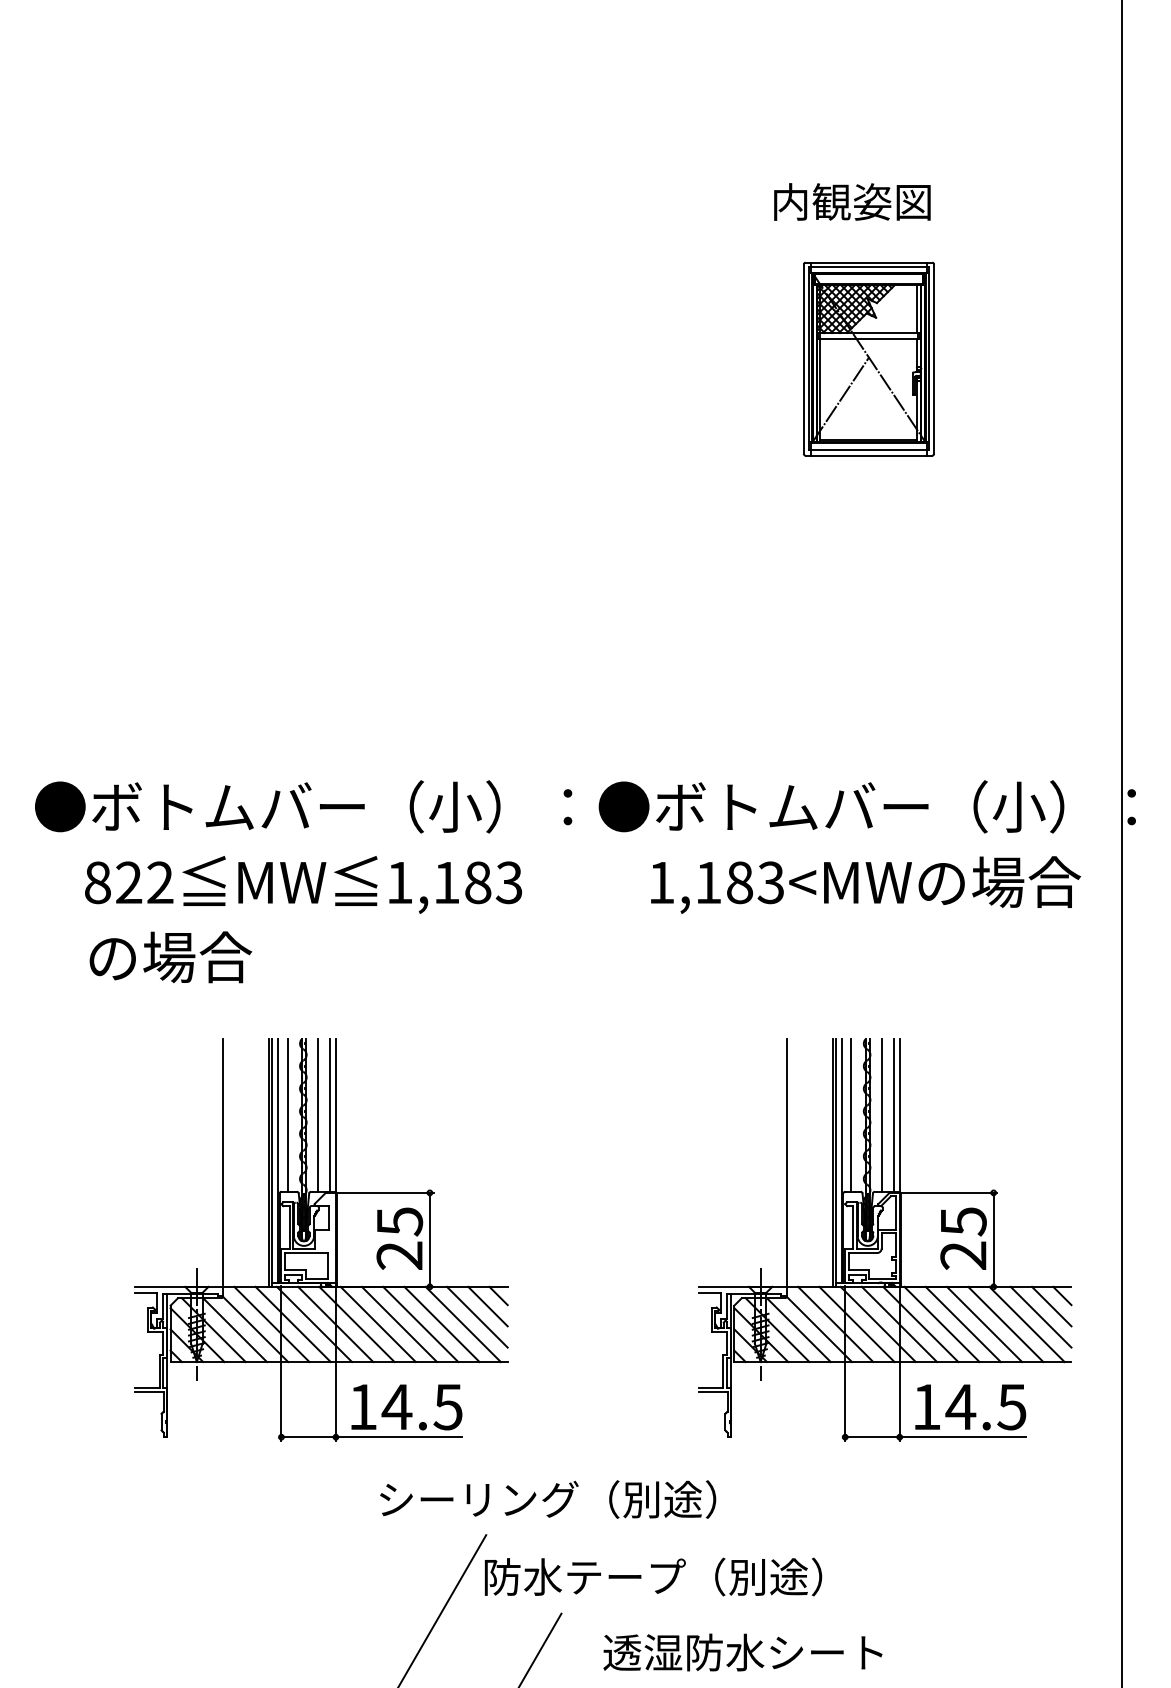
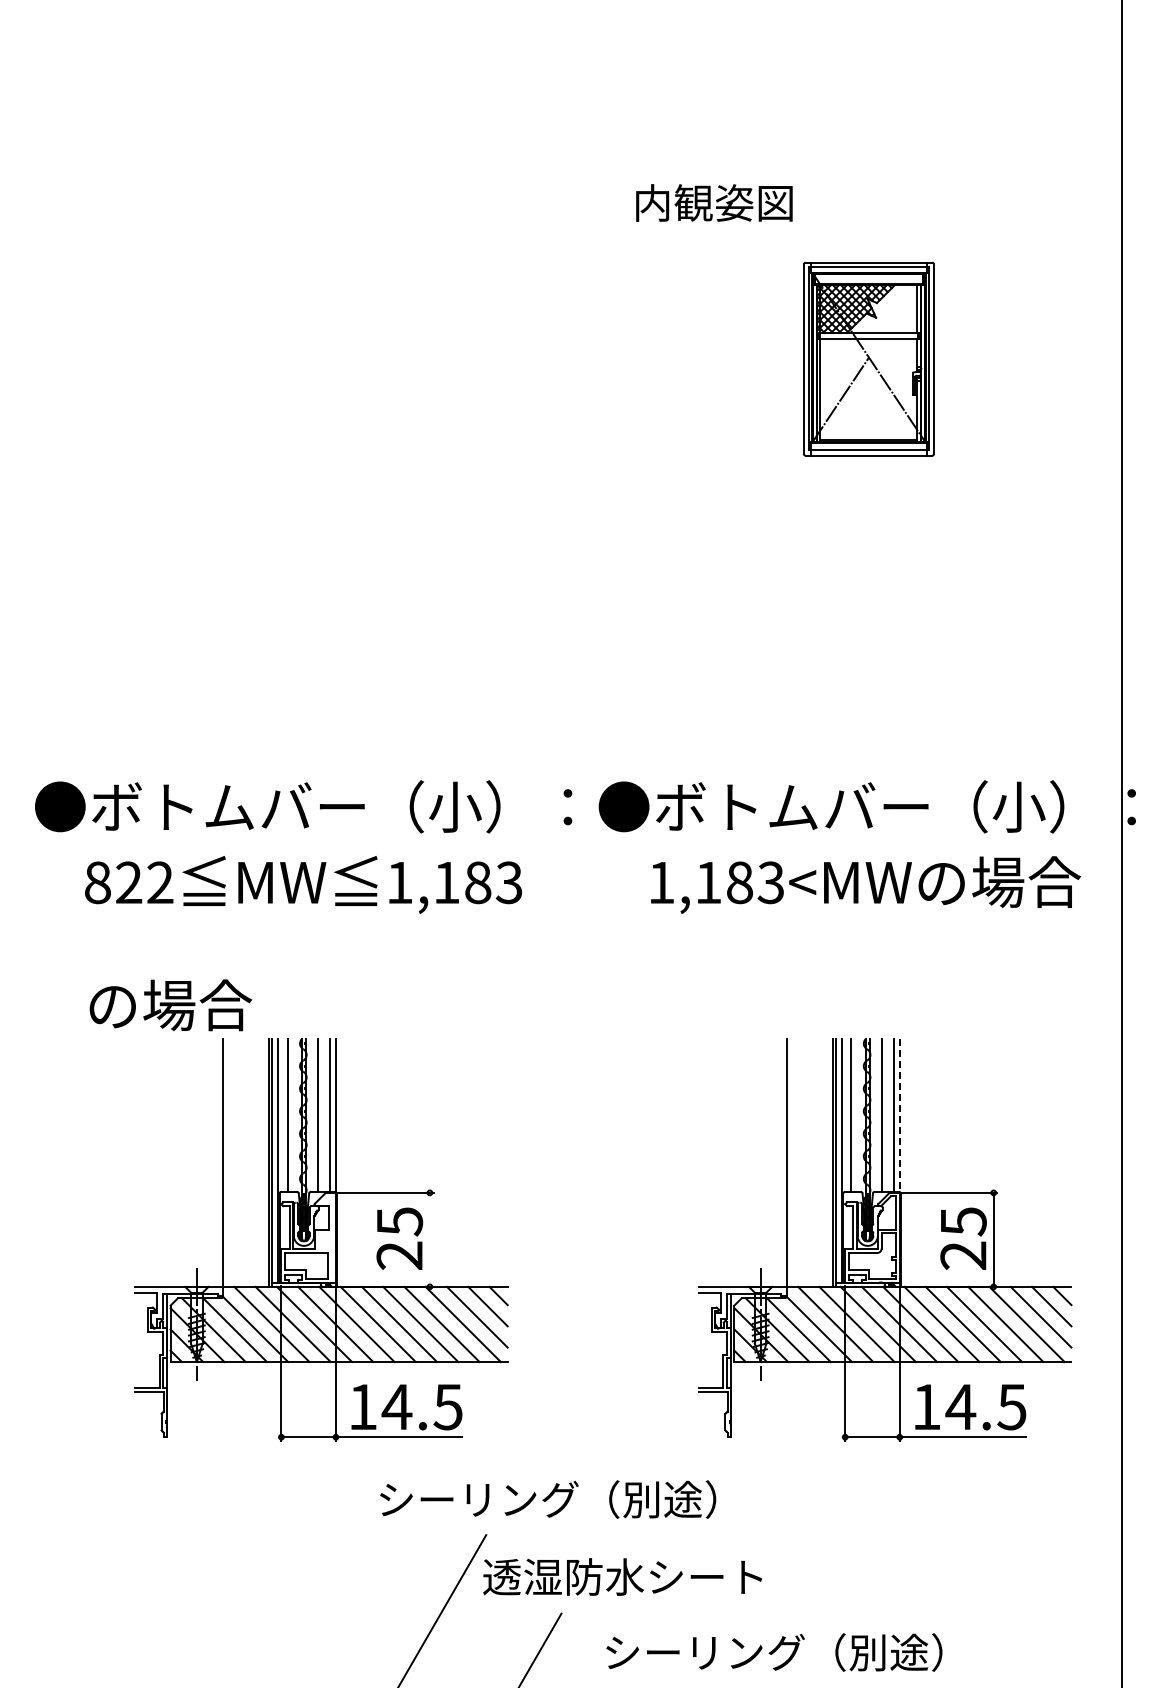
text position: (852, 201) -> (714, 202) (714, 202)
text position: (170, 957) -> (170, 1005) (170, 1005)
line: solid -> dashed (899, 1116)
line: present -> none (429, 1239)
text: 防水テープ（別途） -> 透湿防水シート (652, 1576)
text: 透湿防水シート -> シーリング（別途） (772, 1652)
